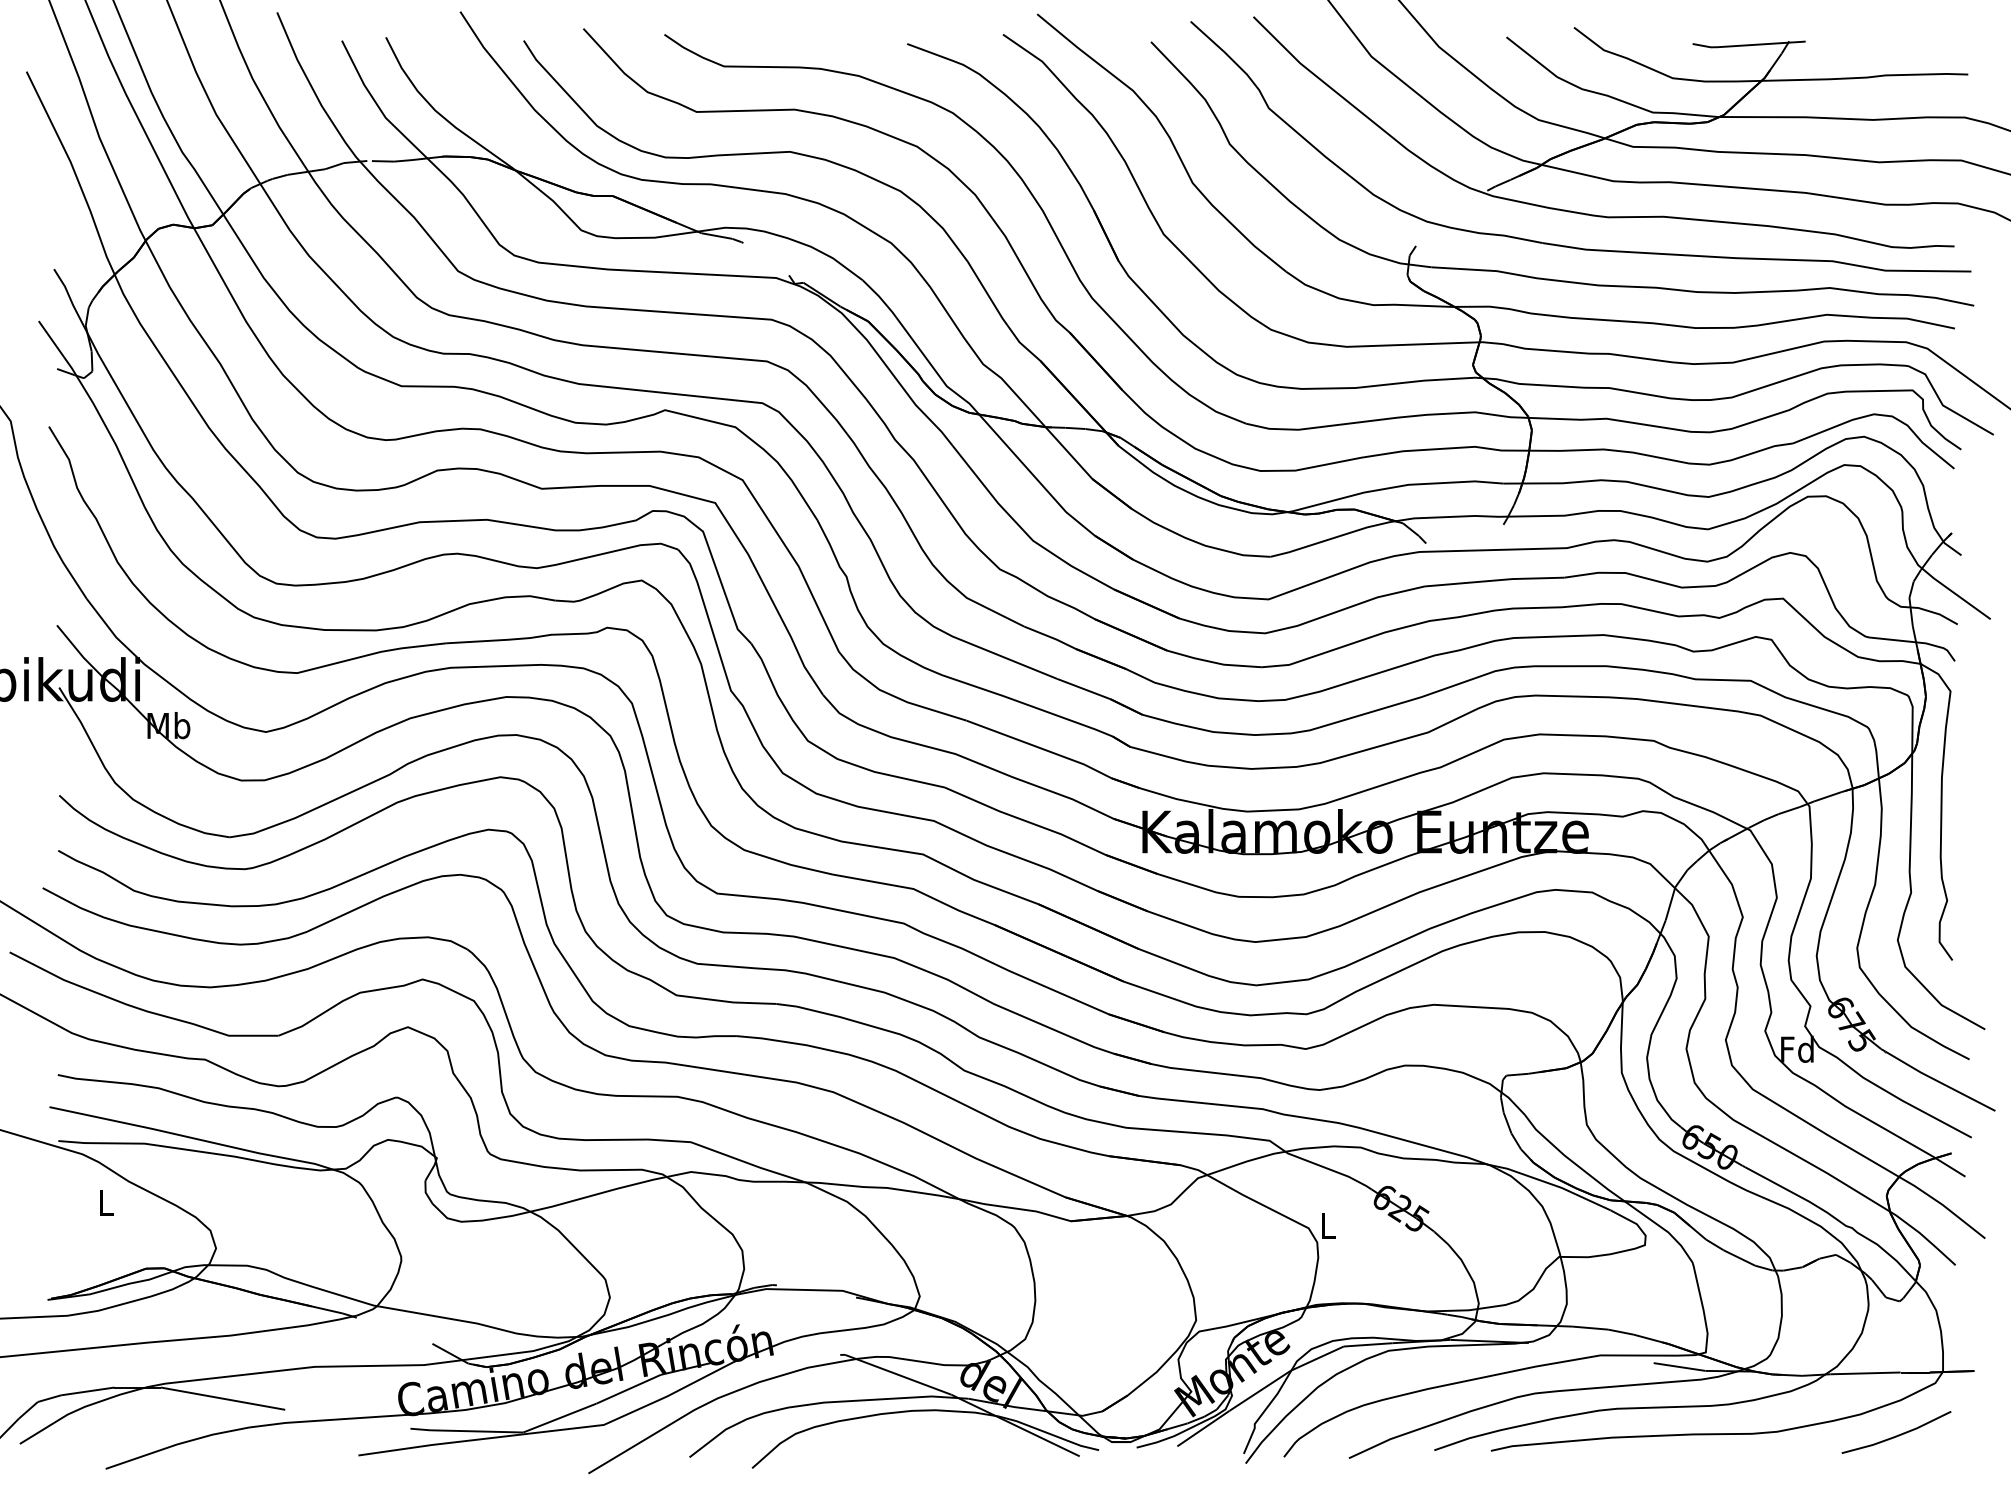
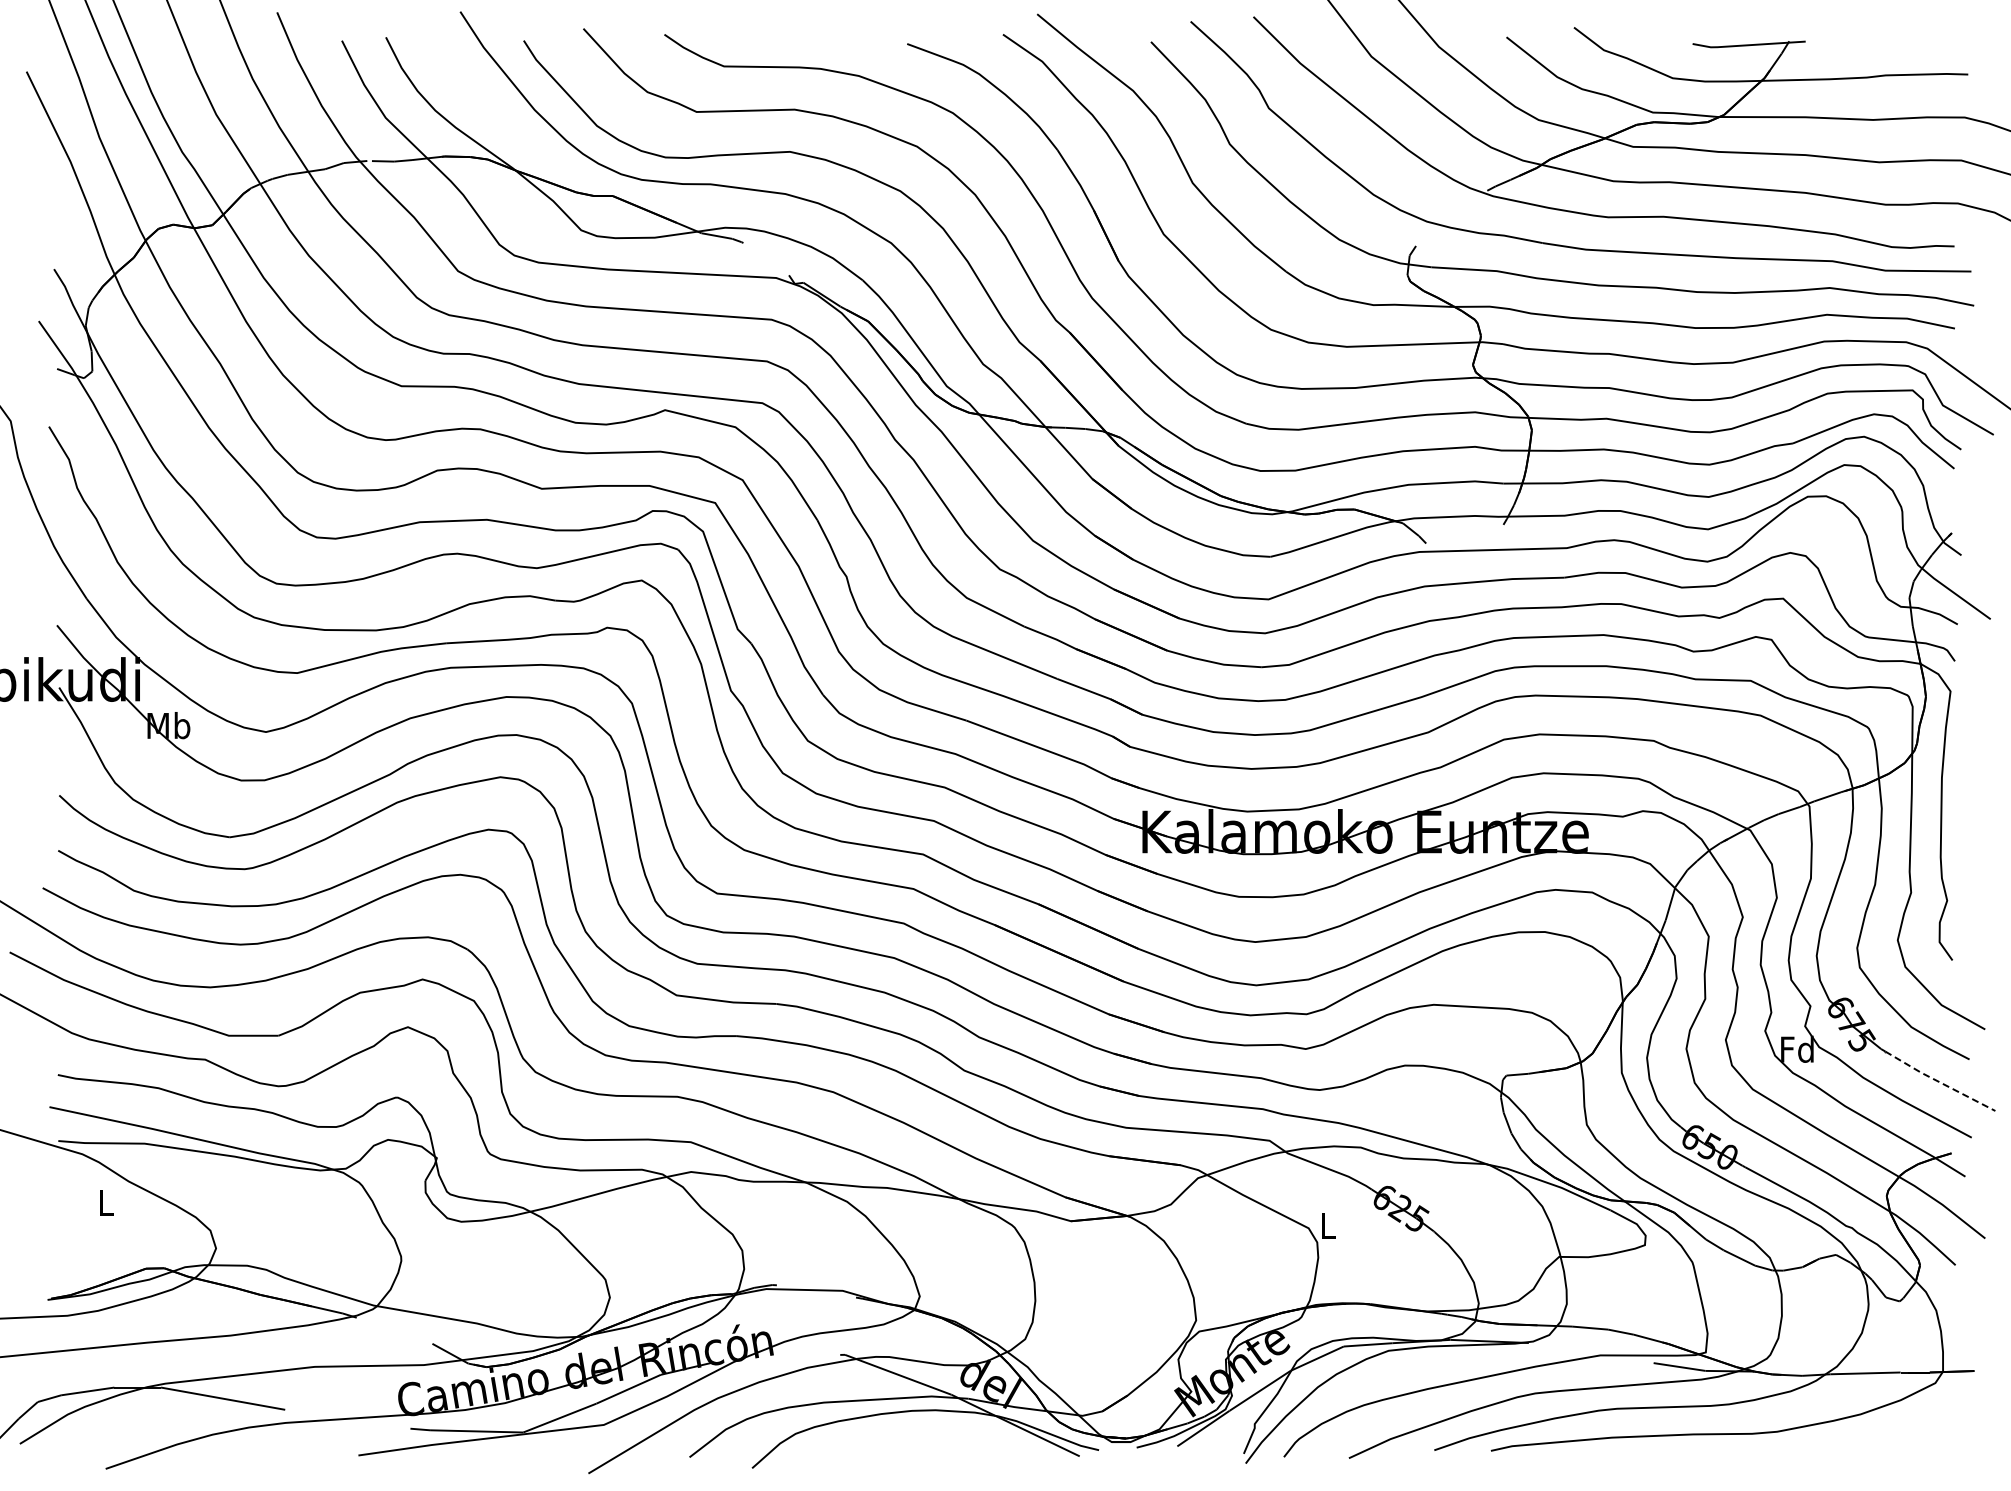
line: solid -> dashed (1939, 1082)
line: present -> none (1898, 1434)
